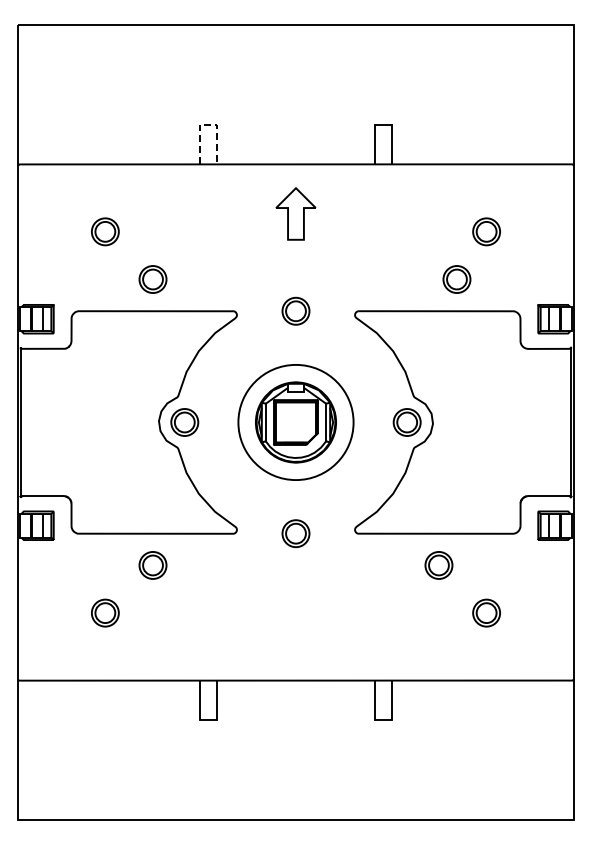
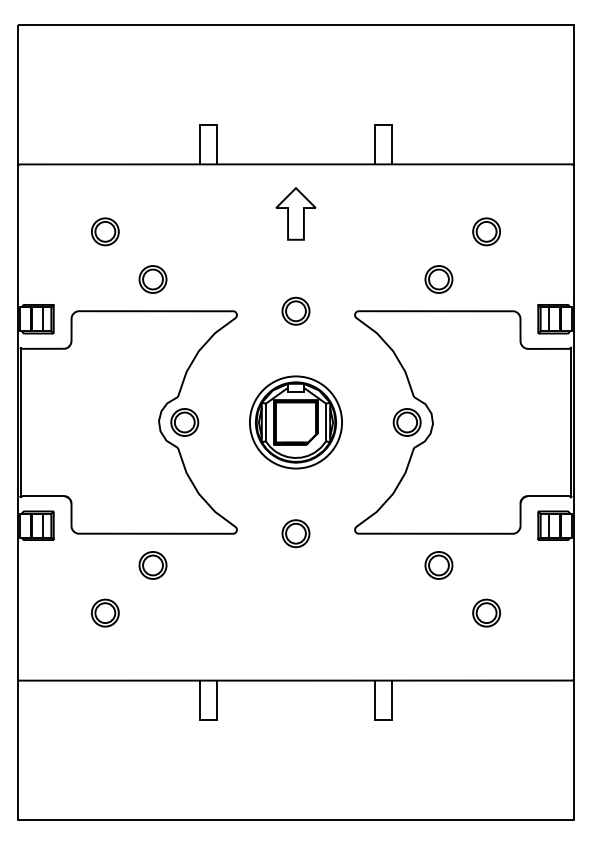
line: dashed -> solid (208, 124)
part position: (456, 279) -> (438, 279) (438, 279)
circle diameter: 115 px -> 92 px (295, 422)
